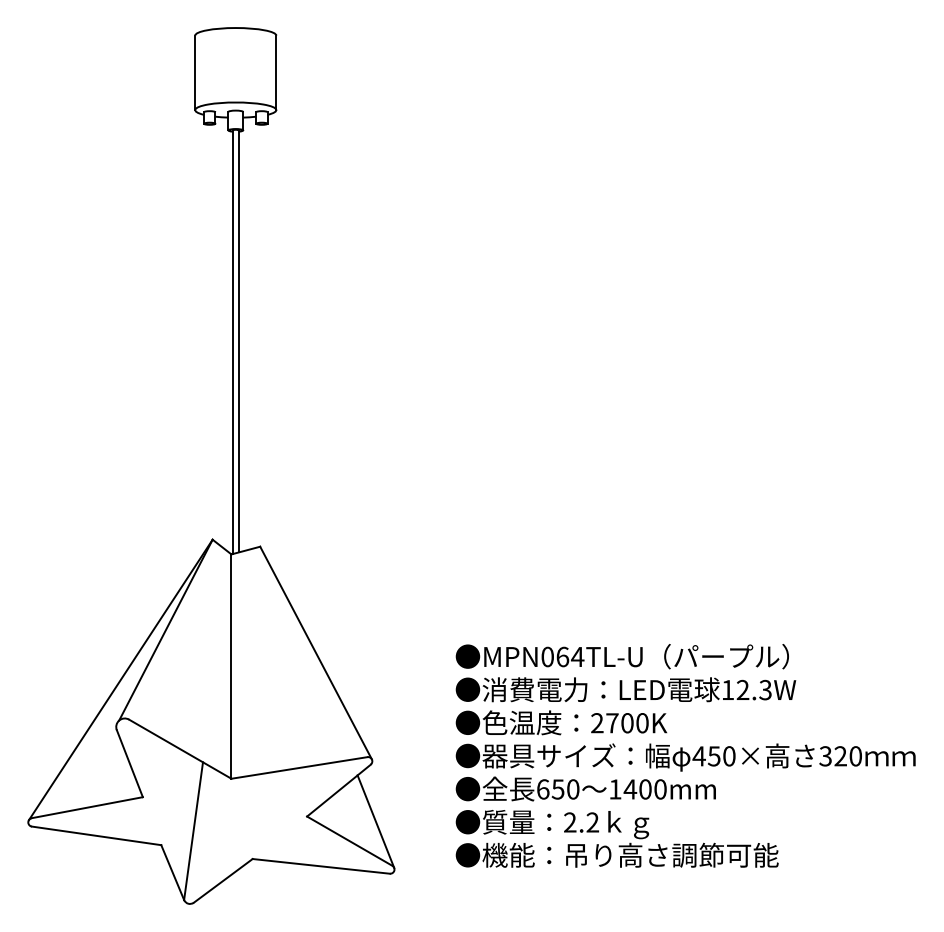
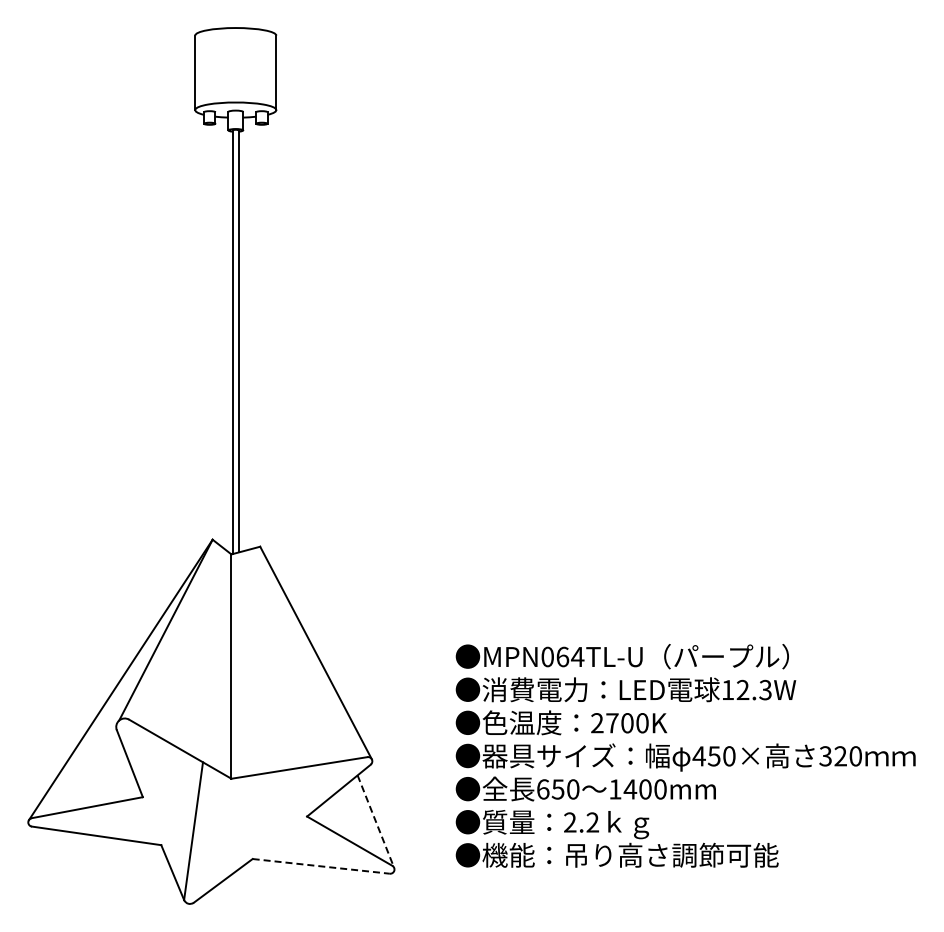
line: solid -> dashed (375, 821)
line: solid -> dashed (321, 866)
